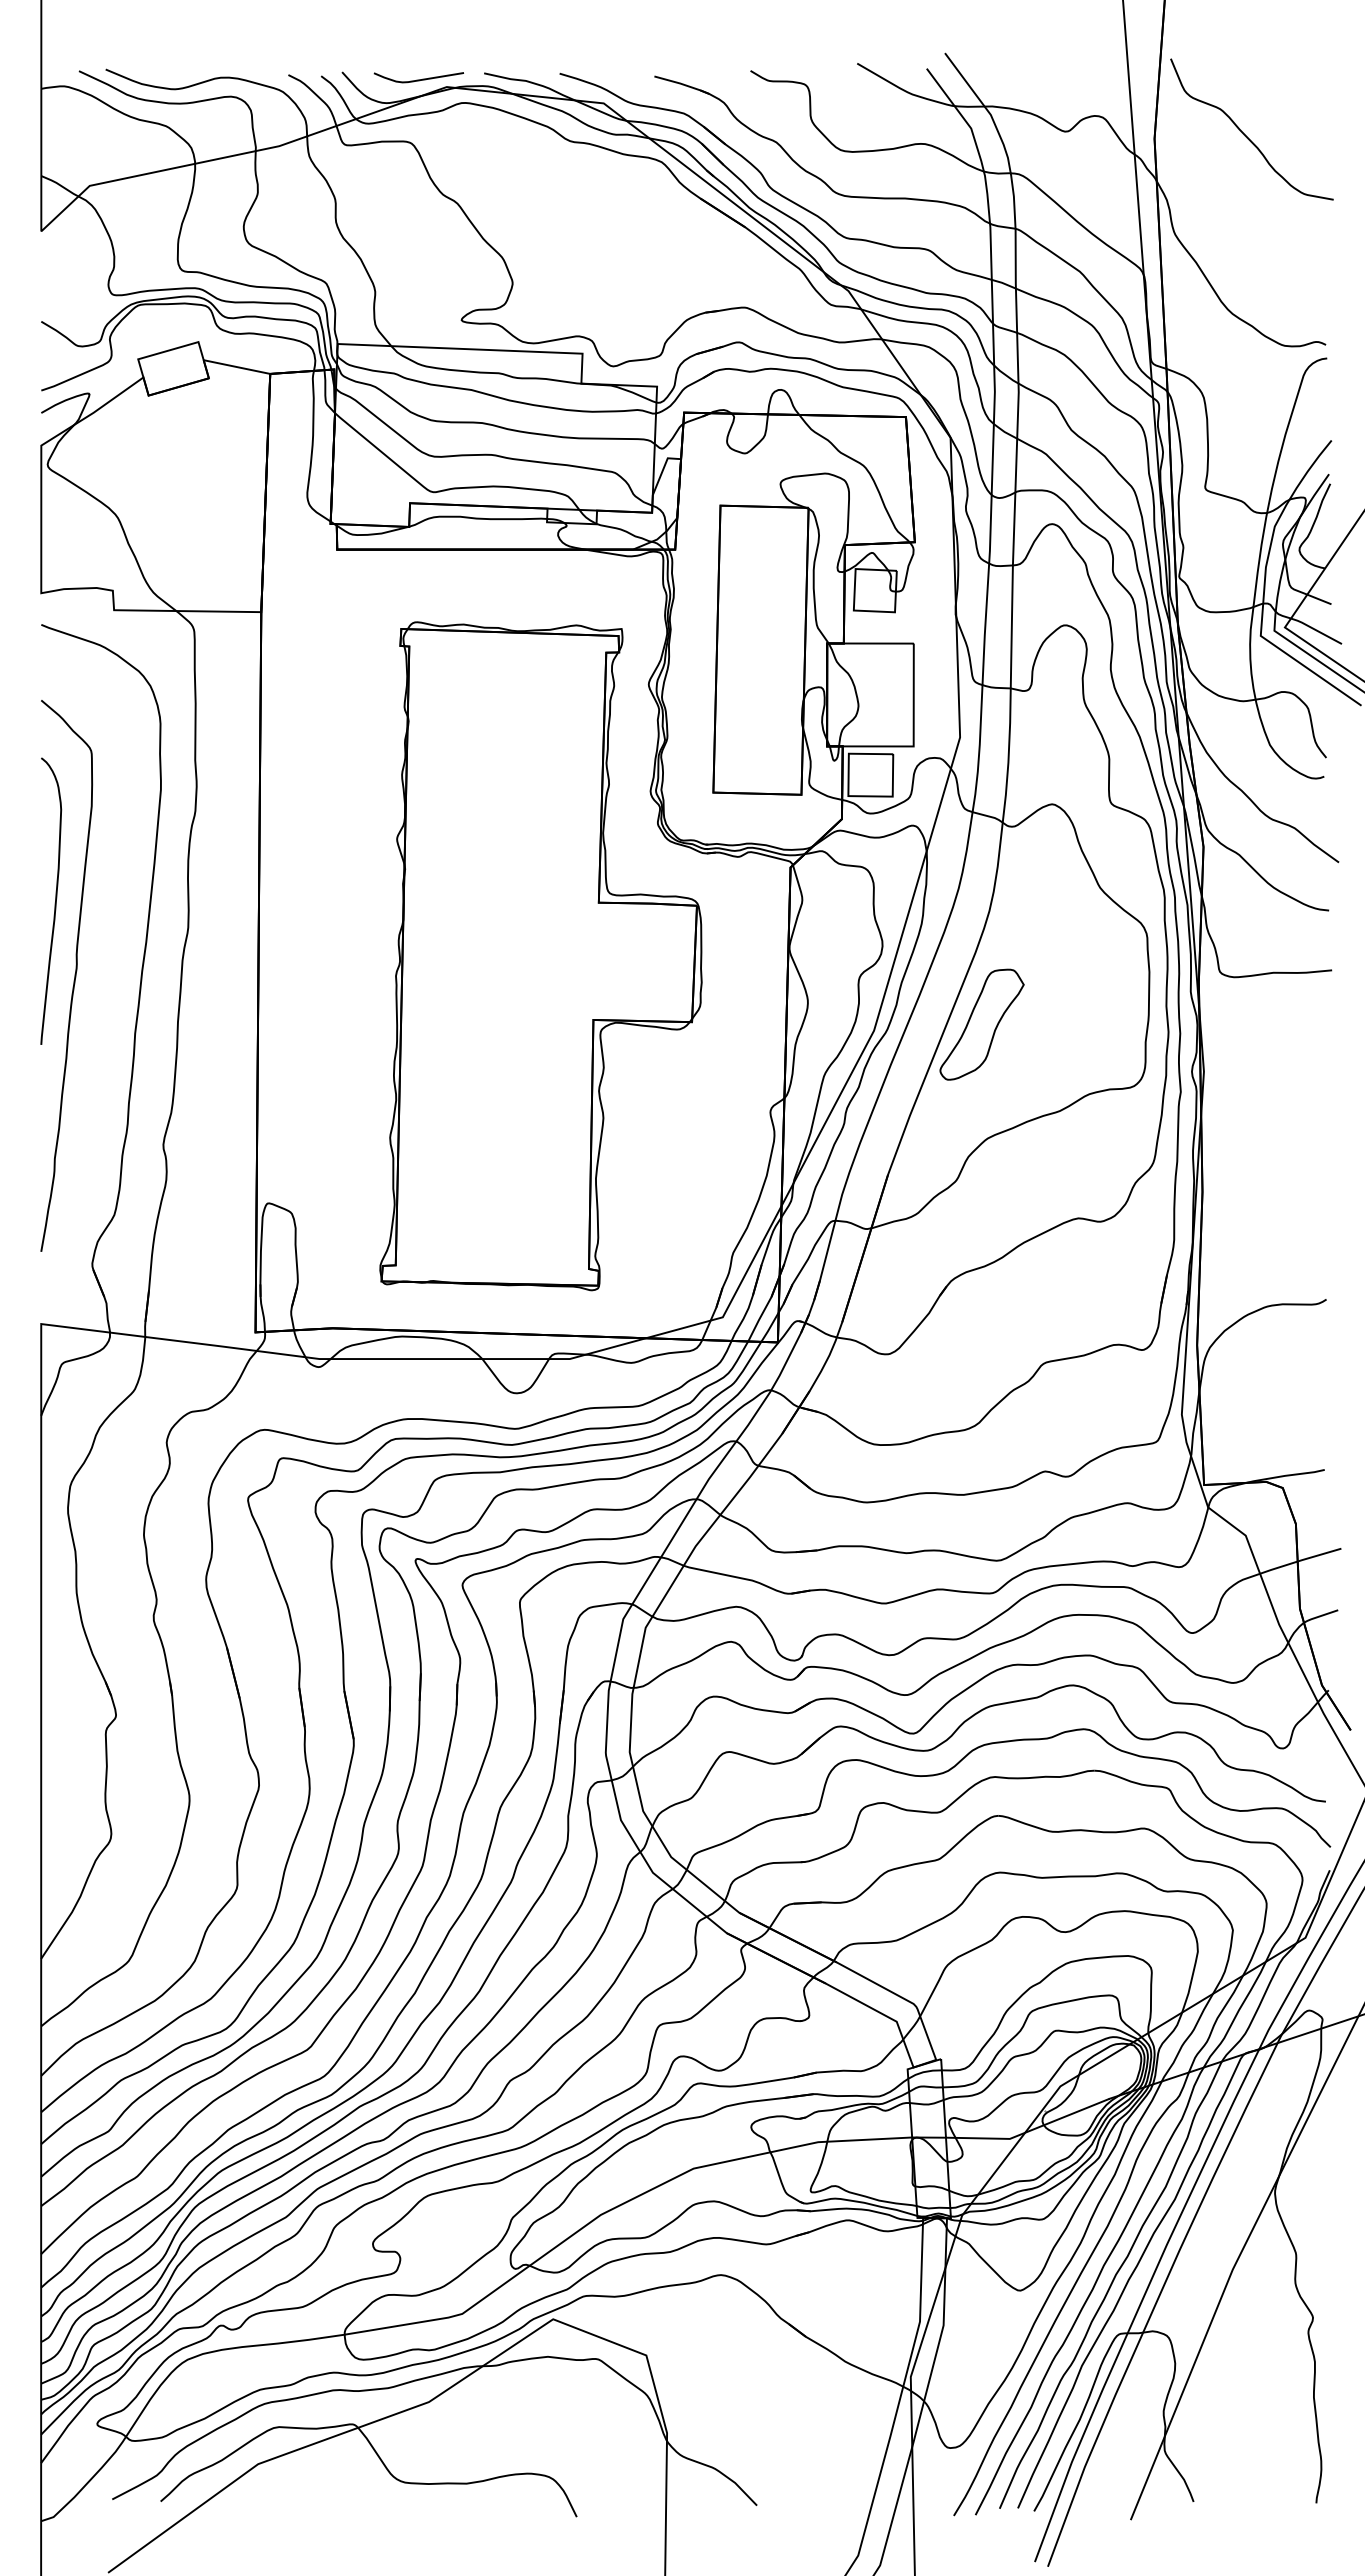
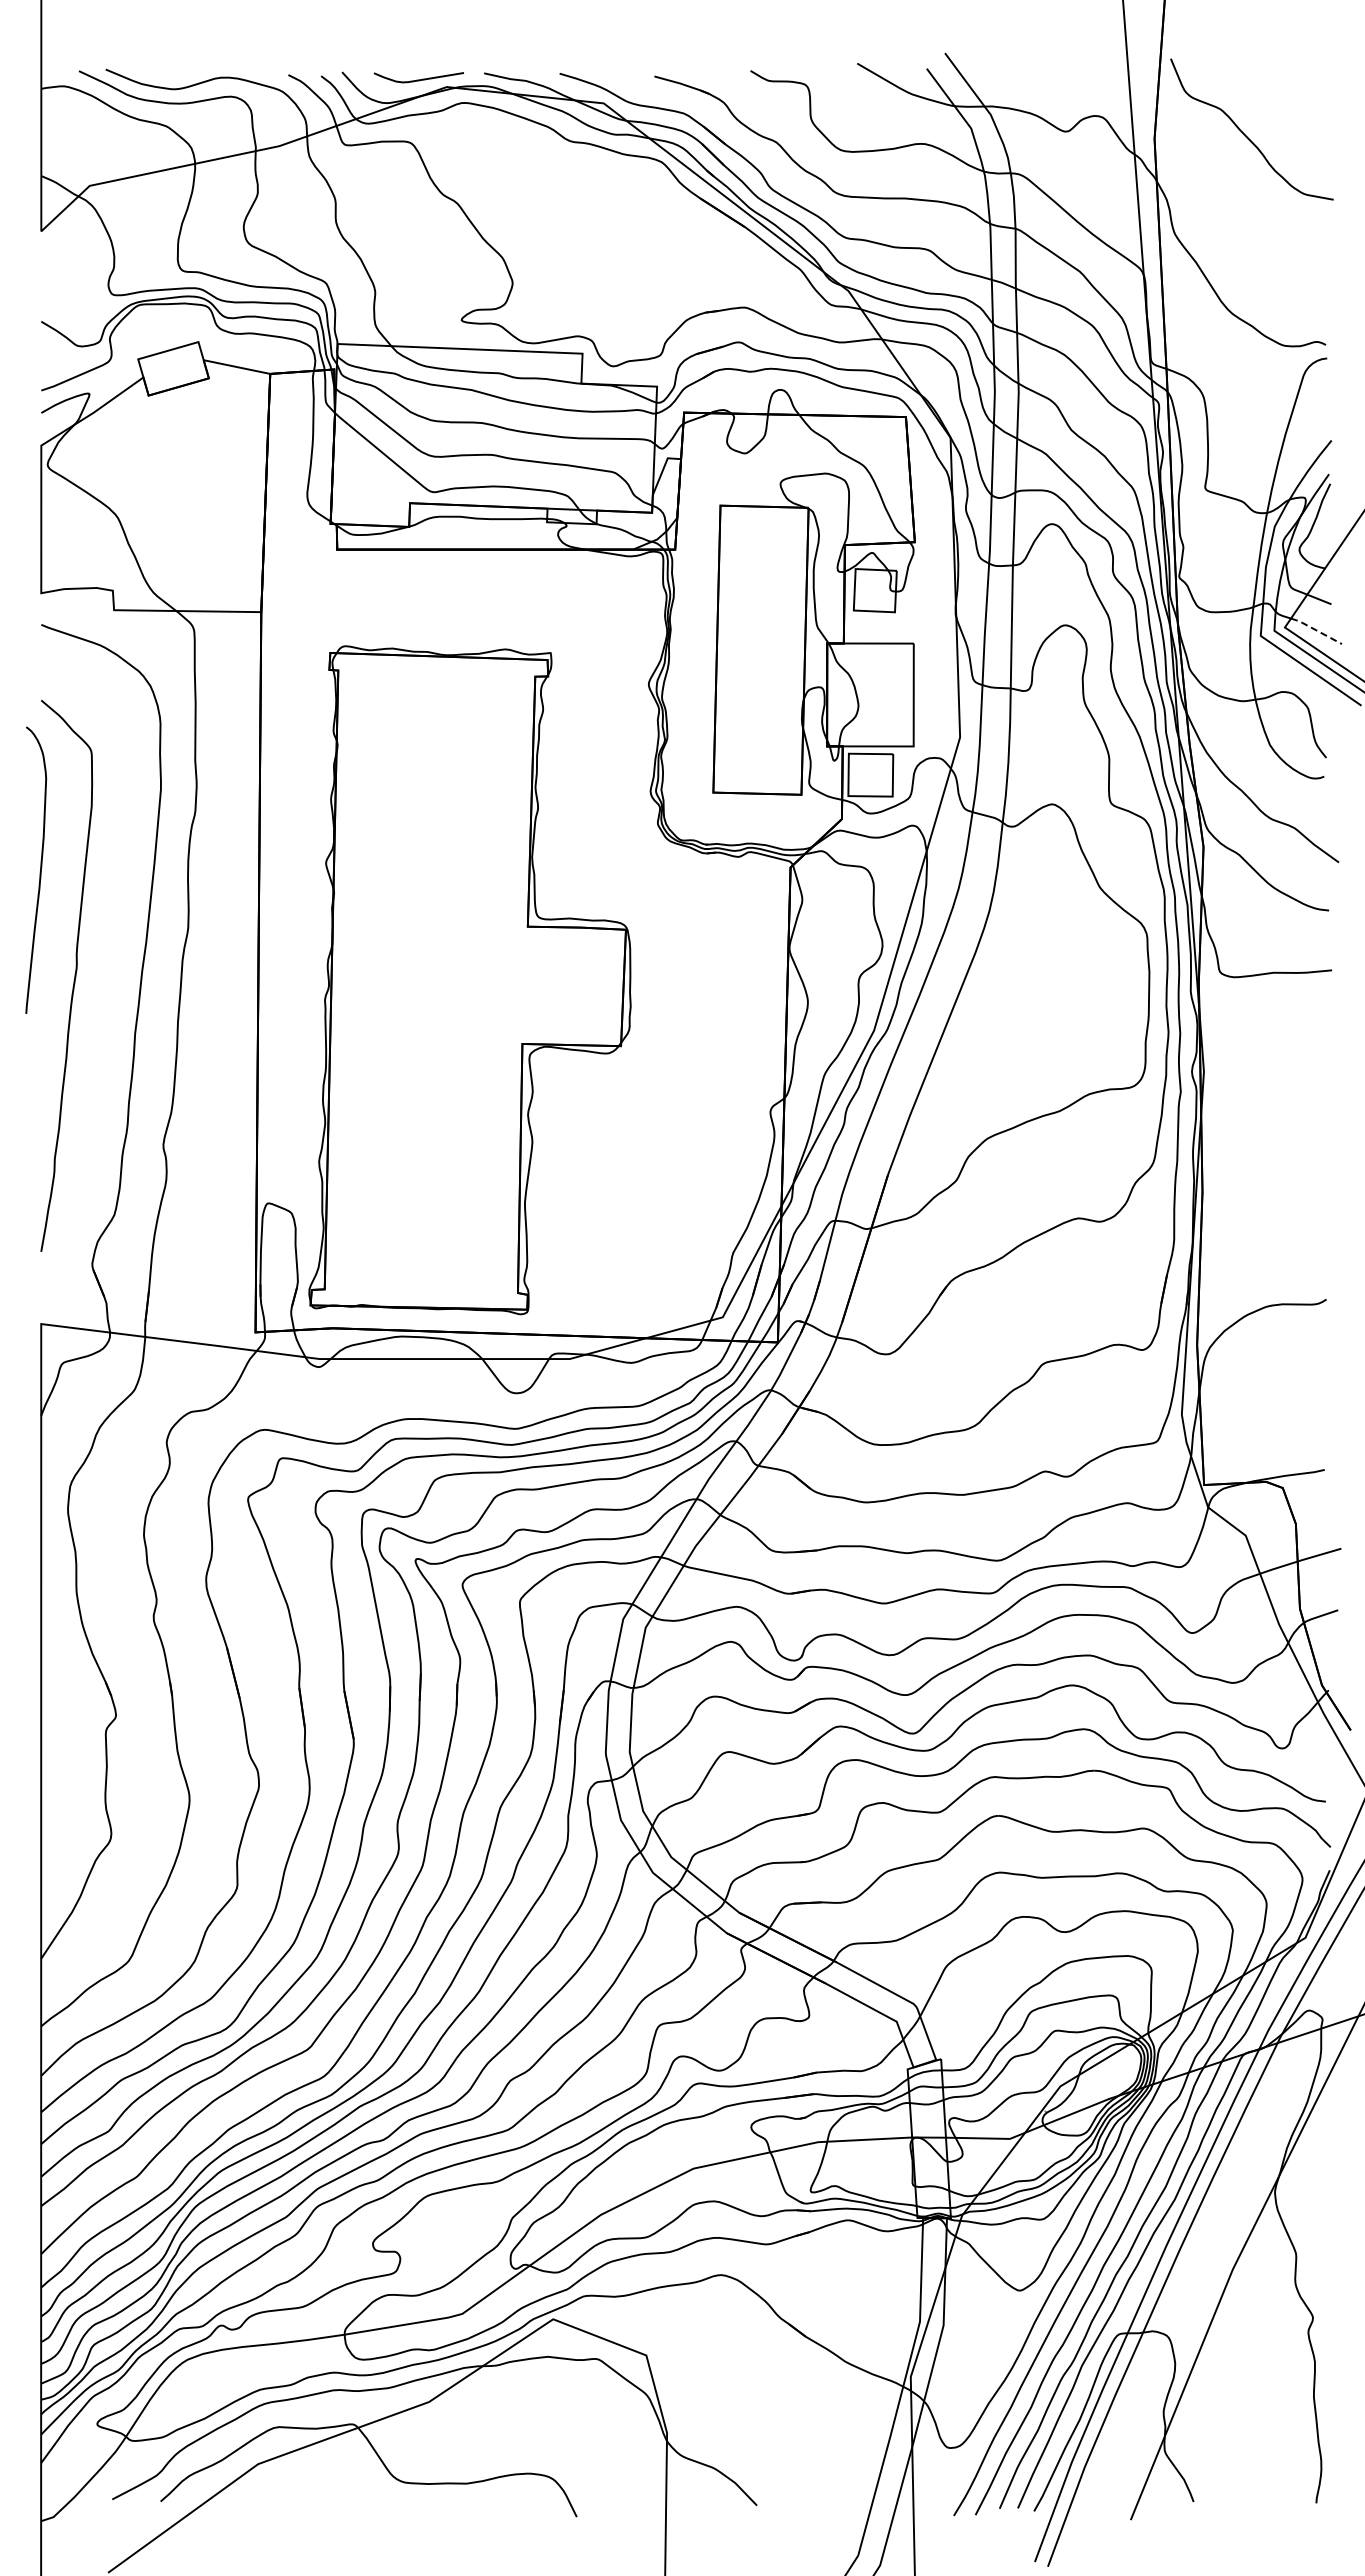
line: solid -> dashed (1315, 630)
curve position: (55, 900) -> (40, 869) (40, 869)
part position: (540, 956) -> (469, 980) (469, 980)
part: present -> none (981, 1024)
